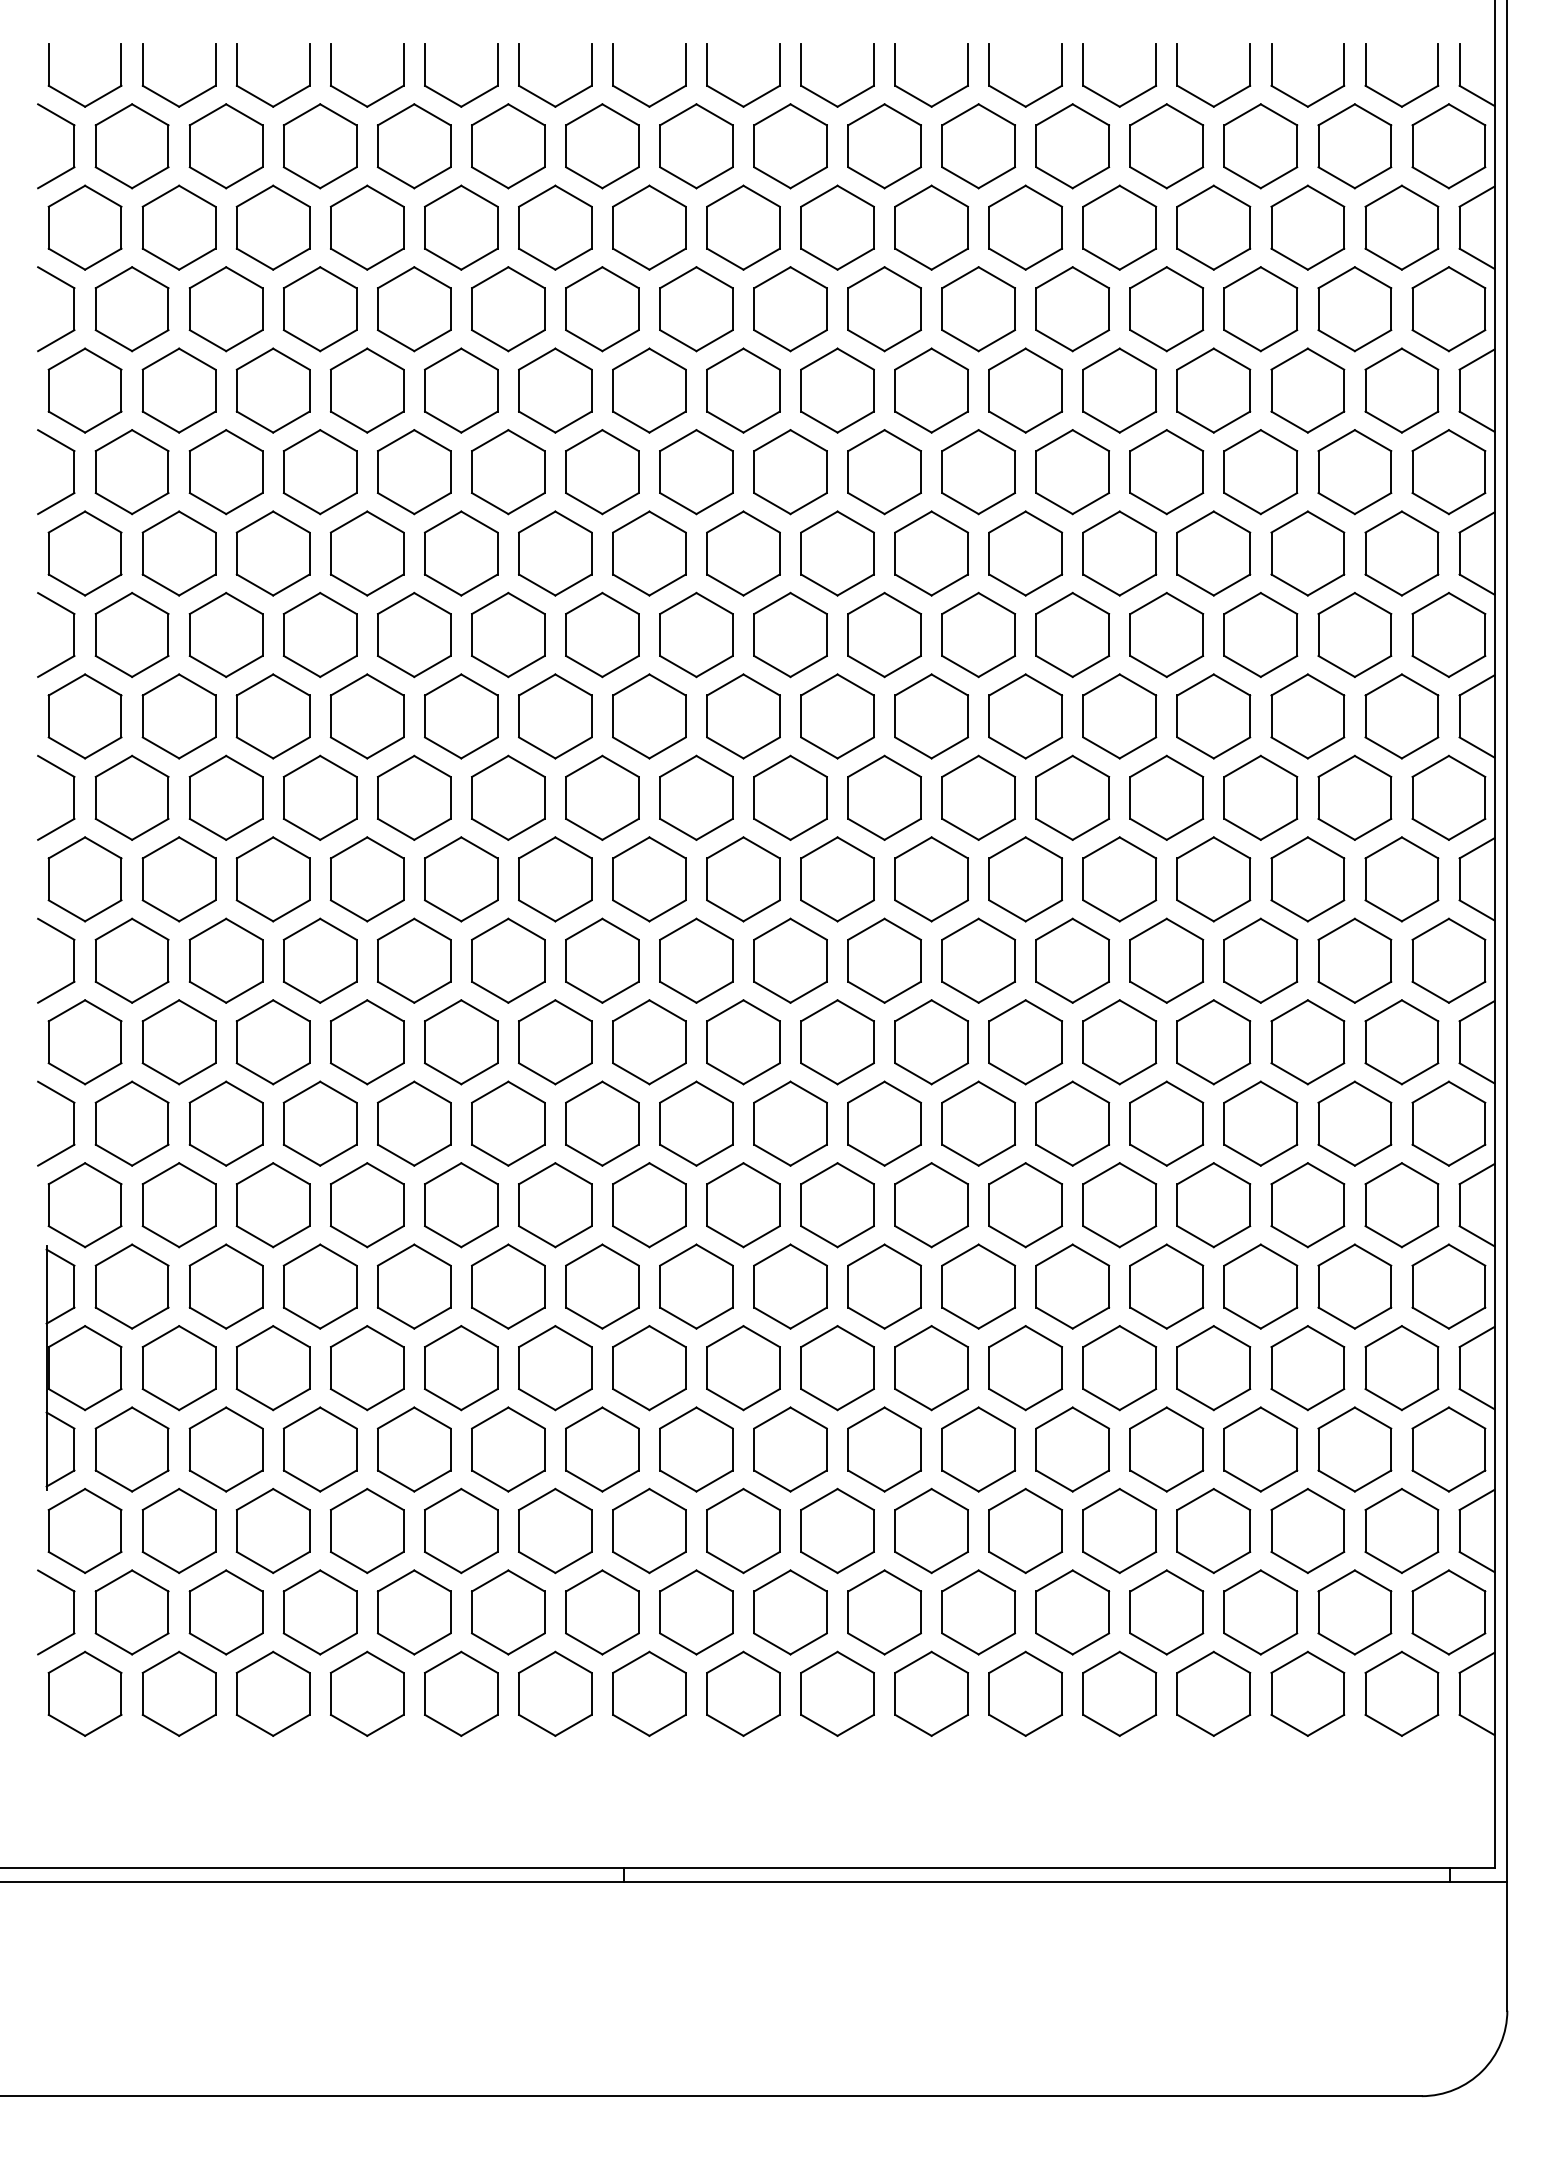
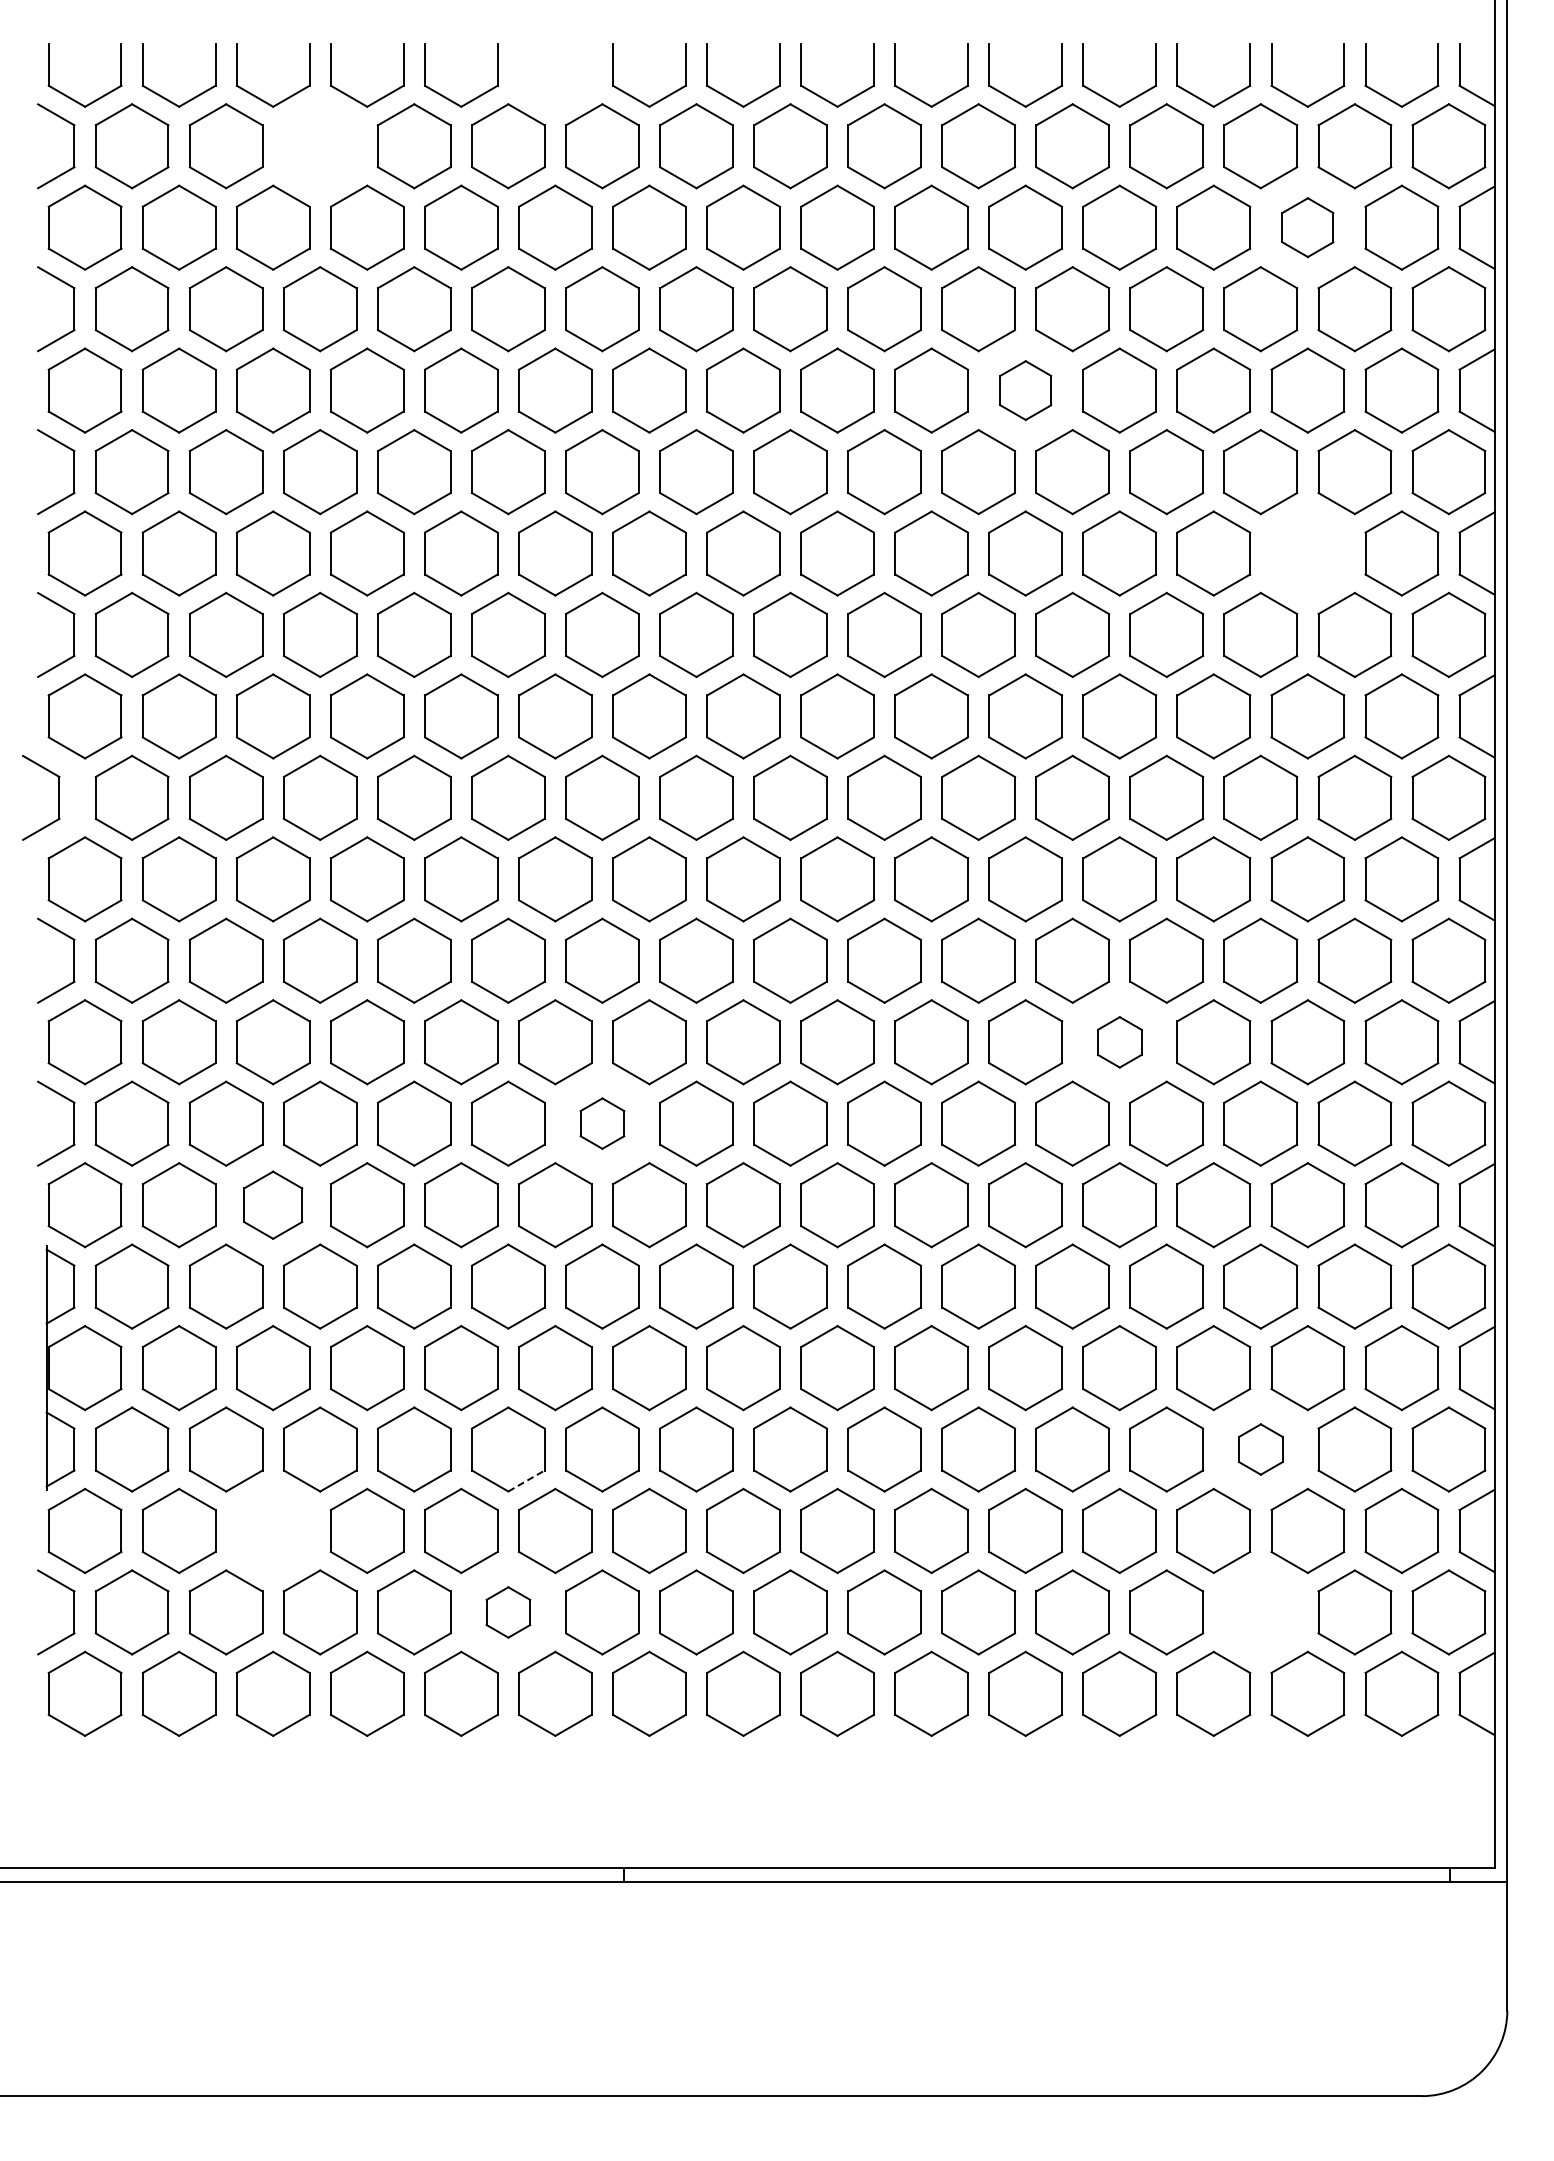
part: present -> none (543, 98)
part: present -> none (319, 146)
part size: 76x87 px -> 54x62 px (1307, 227)
part size: 76x87 px -> 54x62 px (1025, 390)
part: present -> none (1307, 553)
part position: (73, 797) -> (58, 797) (58, 797)
part size: 76x87 px -> 46x53 px (1119, 1042)
part size: 75x87 px -> 47x53 px (602, 1123)
part size: 76x87 px -> 61x70 px (273, 1204)
part size: 76x87 px -> 46x53 px (1260, 1449)
line: solid -> dashed (526, 1481)
part: present -> none (272, 1530)
part size: 75x87 px -> 47x53 px (508, 1612)
part: present -> none (1260, 1612)
